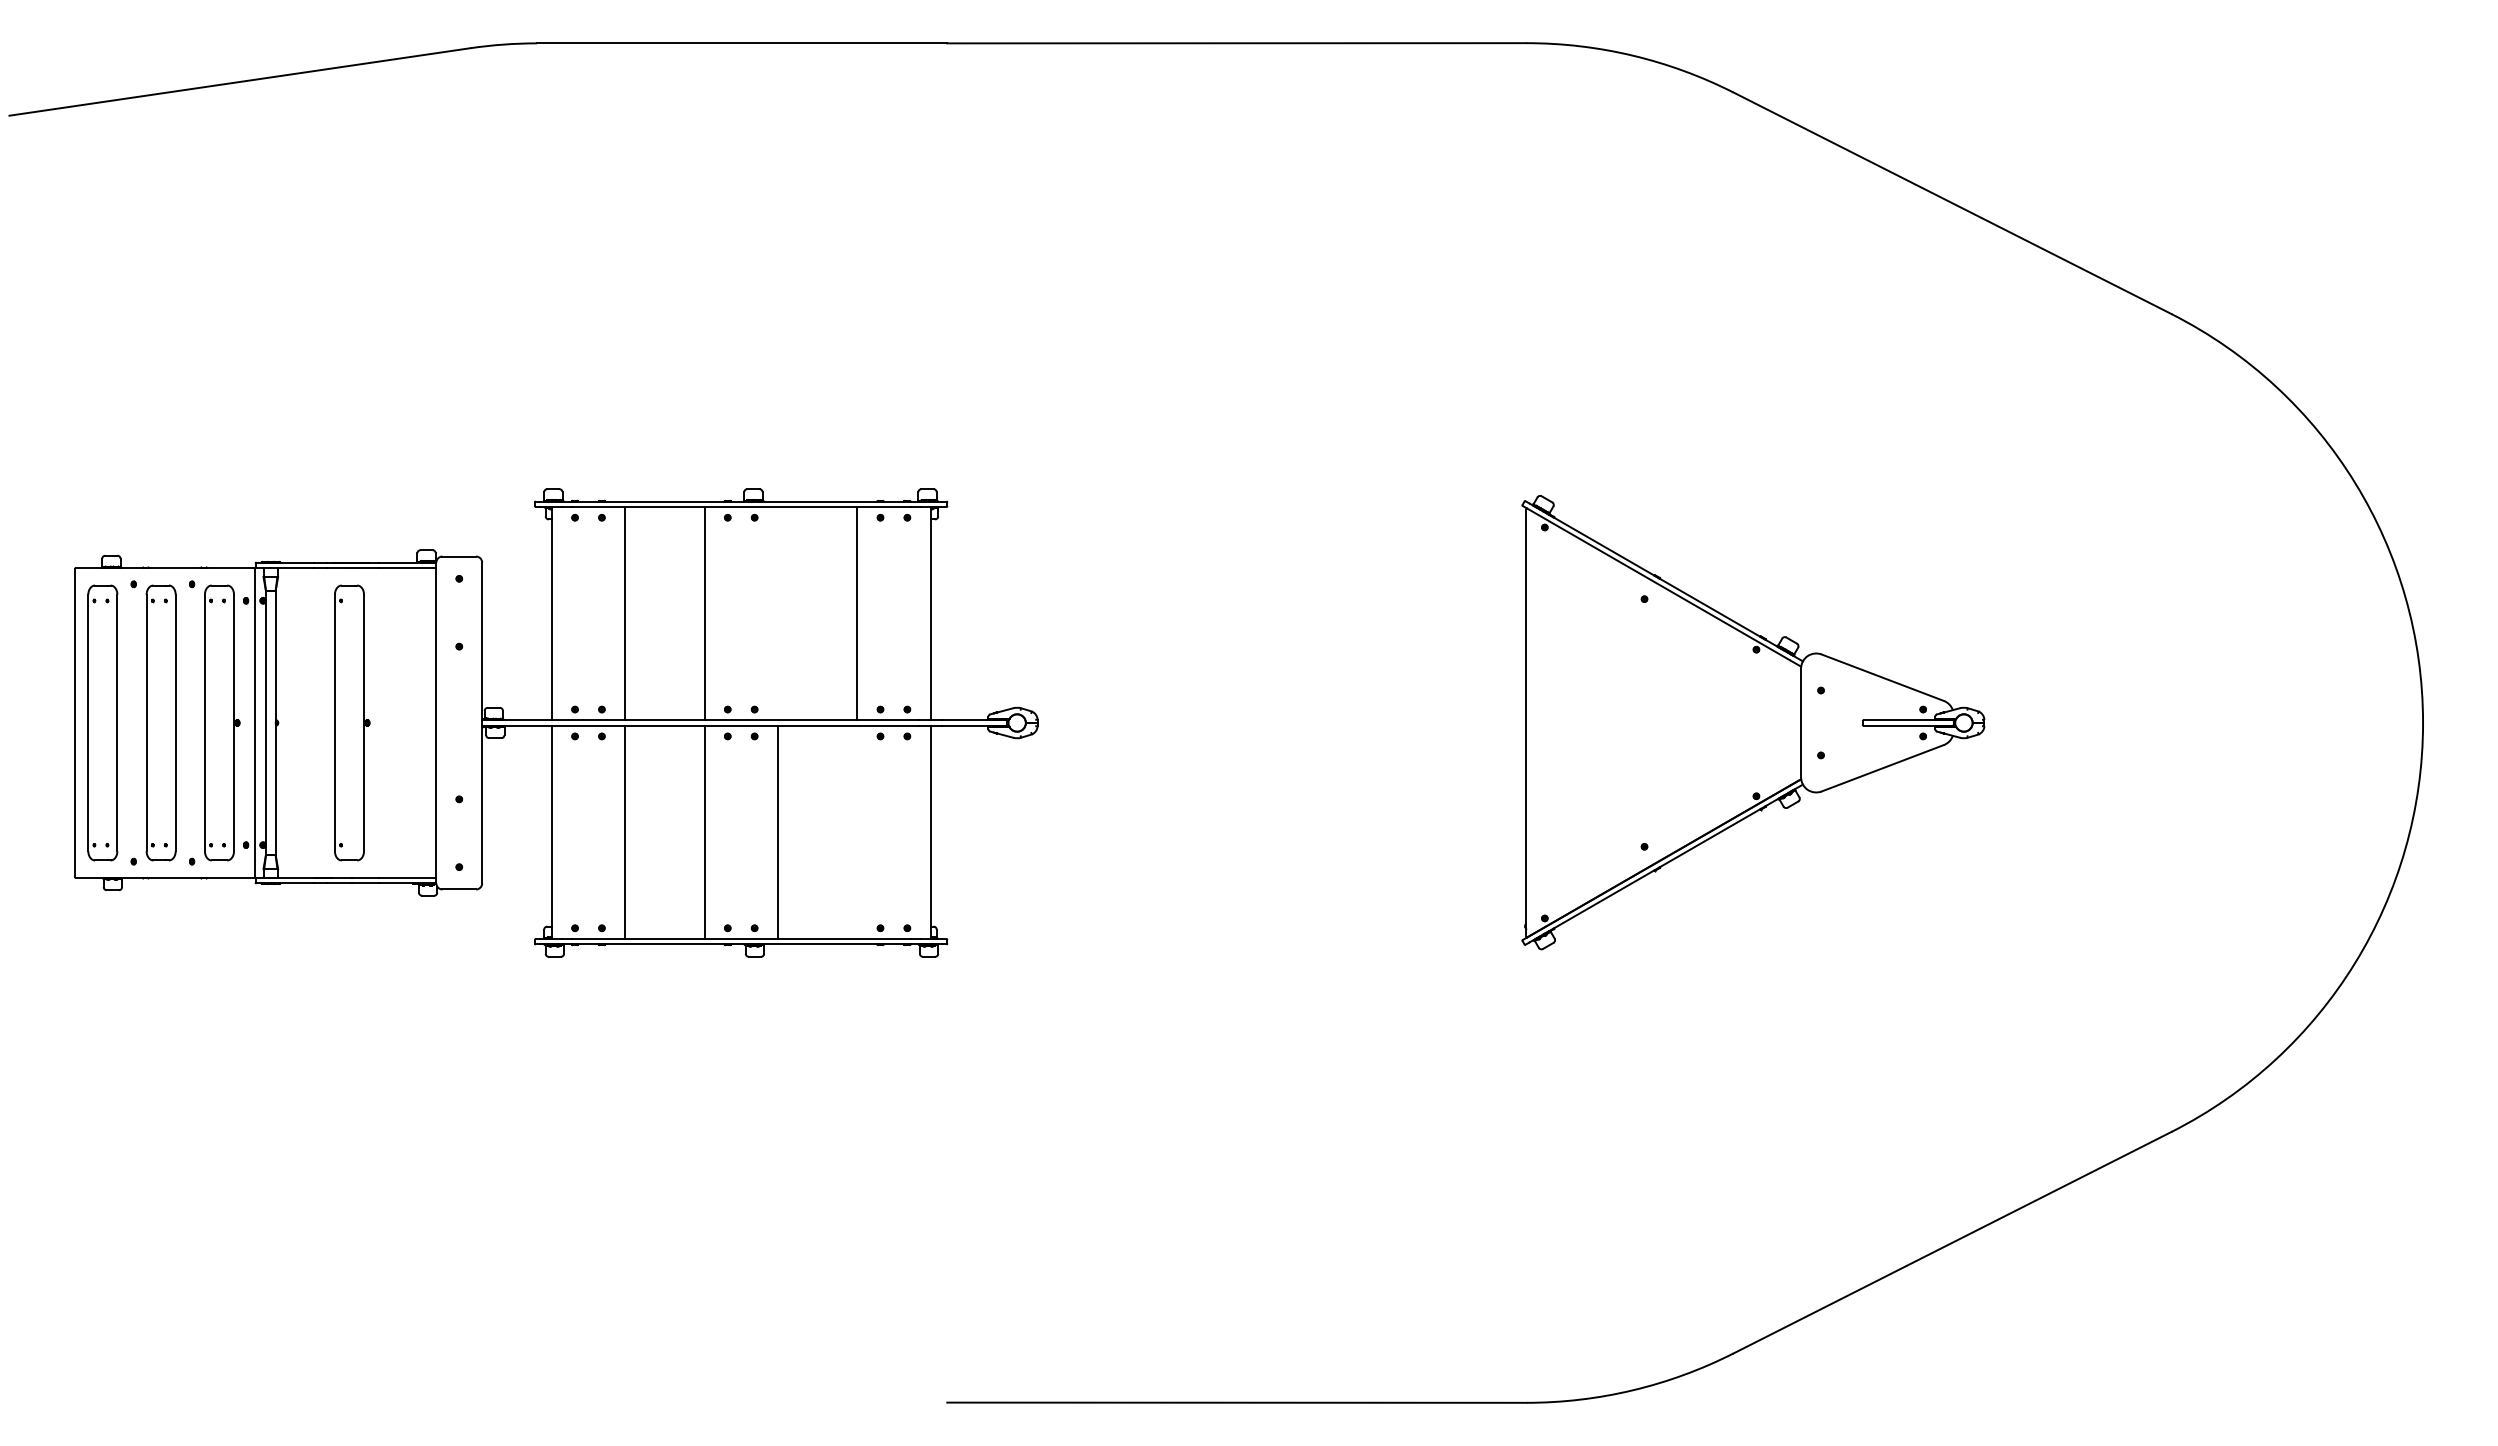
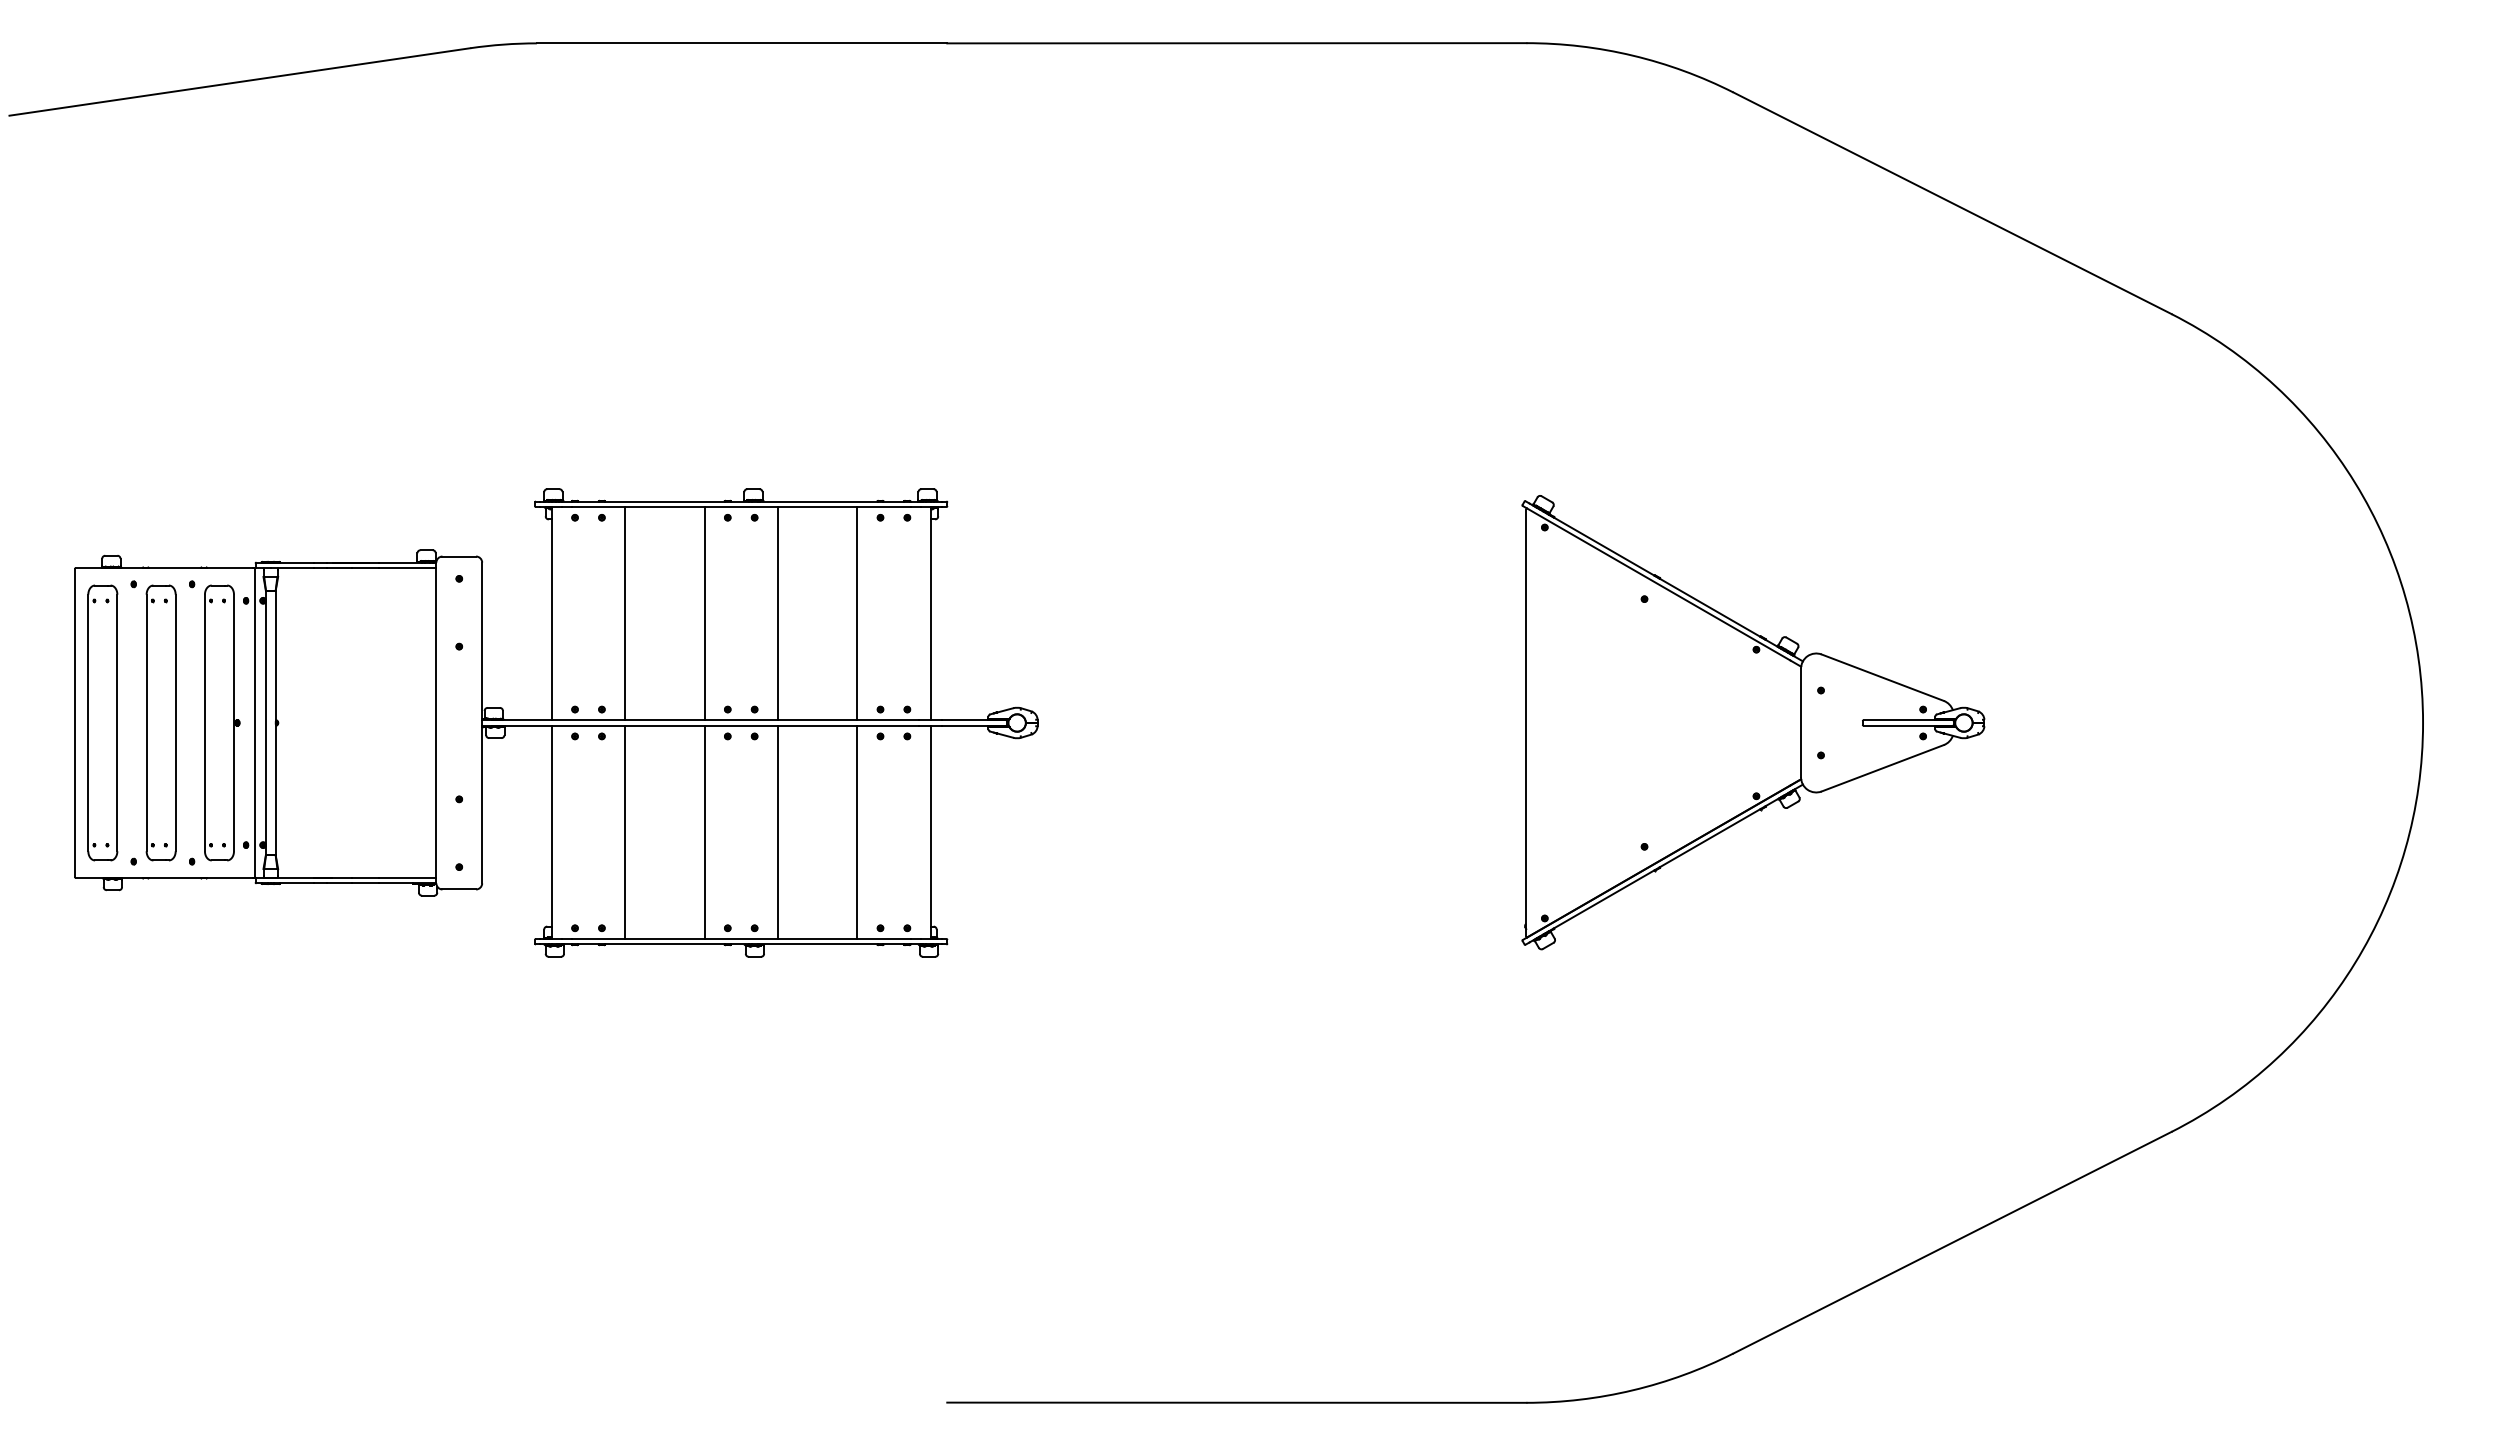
line: none -> present (777, 613)
part: present -> none (352, 722)
line: none -> present (857, 831)
